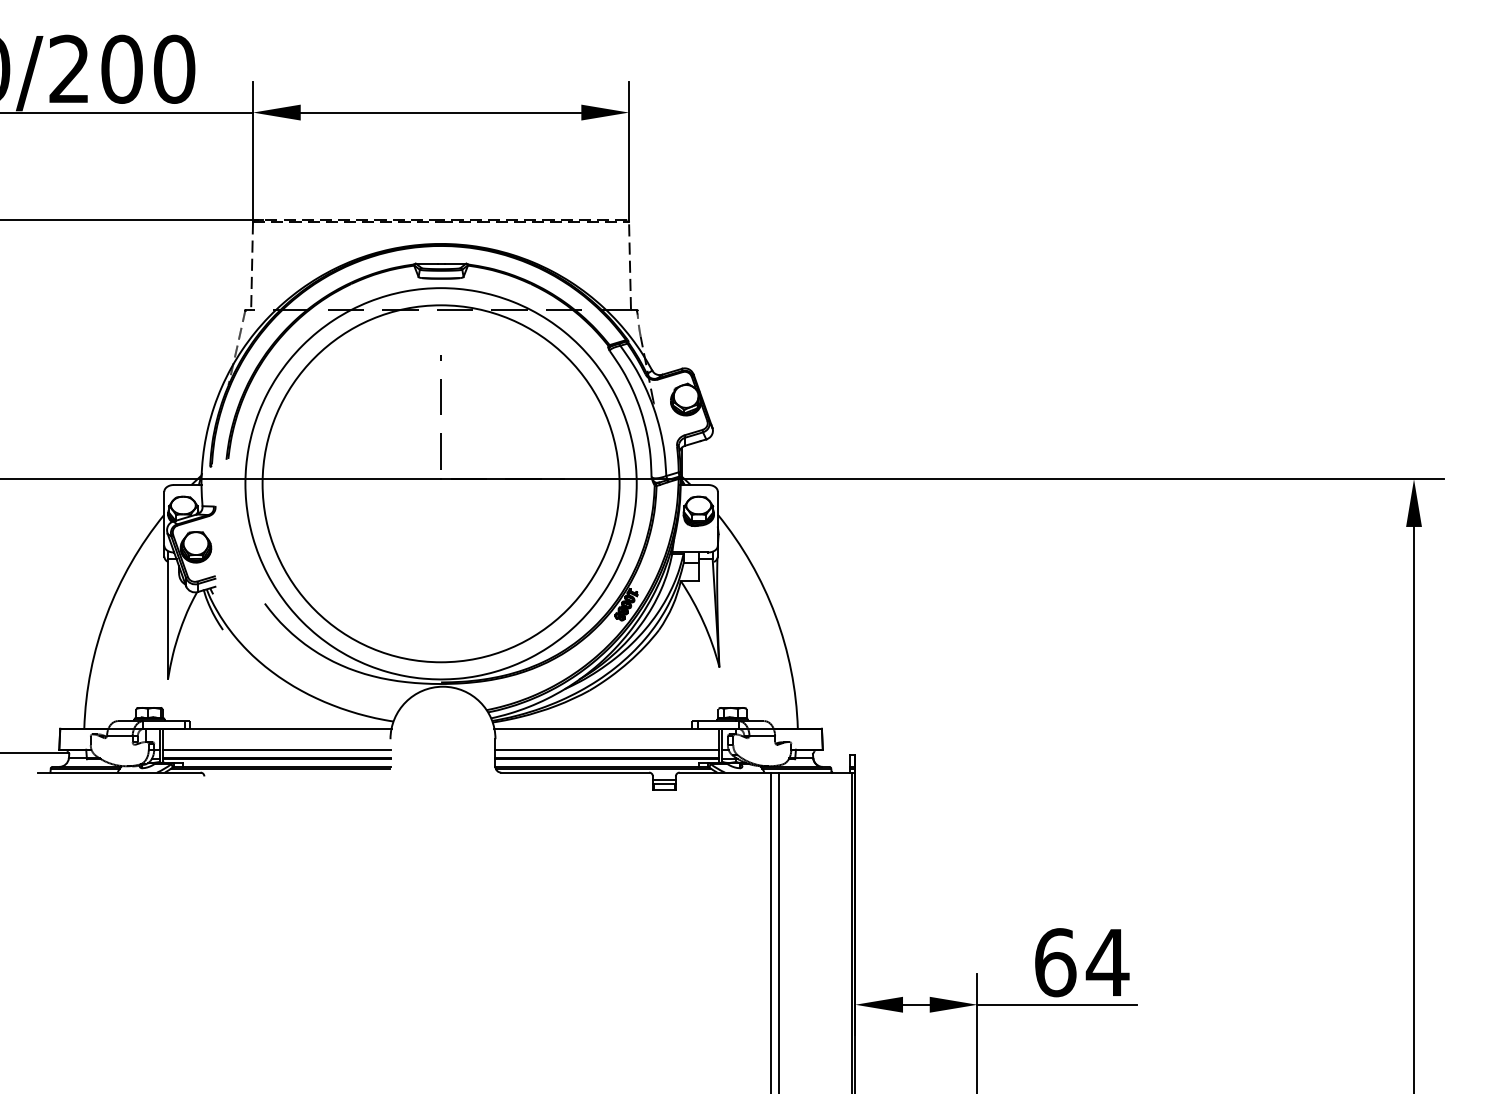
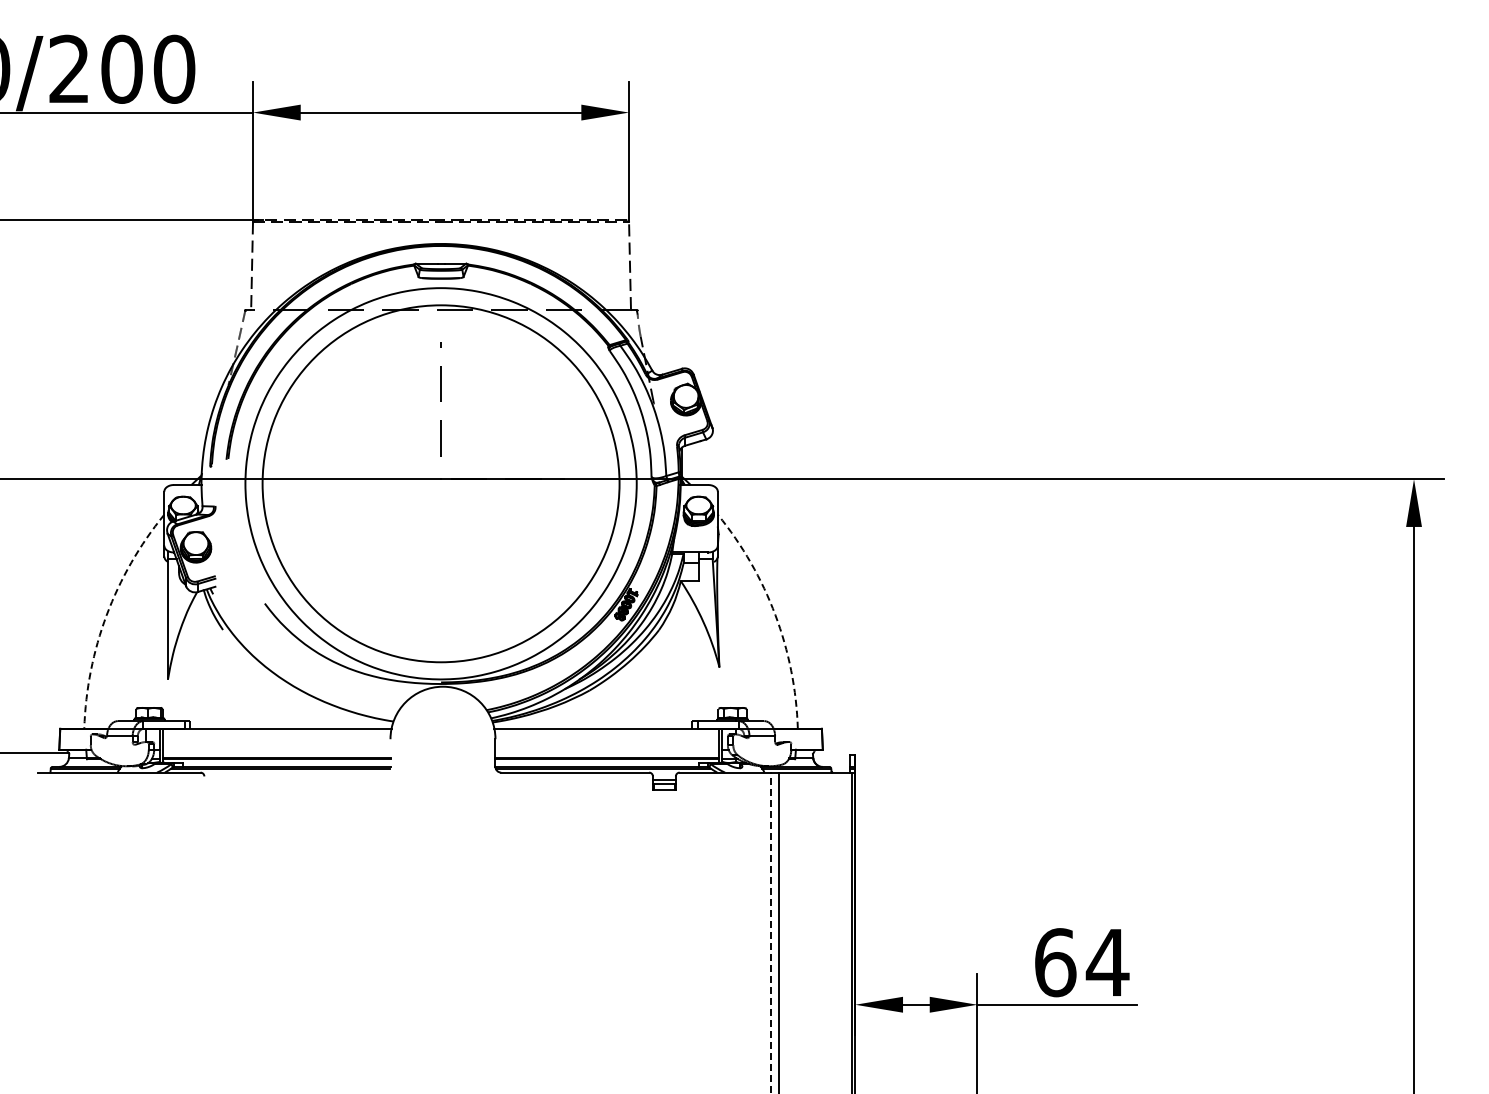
line position: (440, 412) -> (440, 399) (440, 399)
arc: solid -> dashed (106, 615)
arc: solid -> dashed (775, 615)
line: present -> none (276, 749)
line: present -> none (606, 749)
line: solid -> dashed (771, 932)
